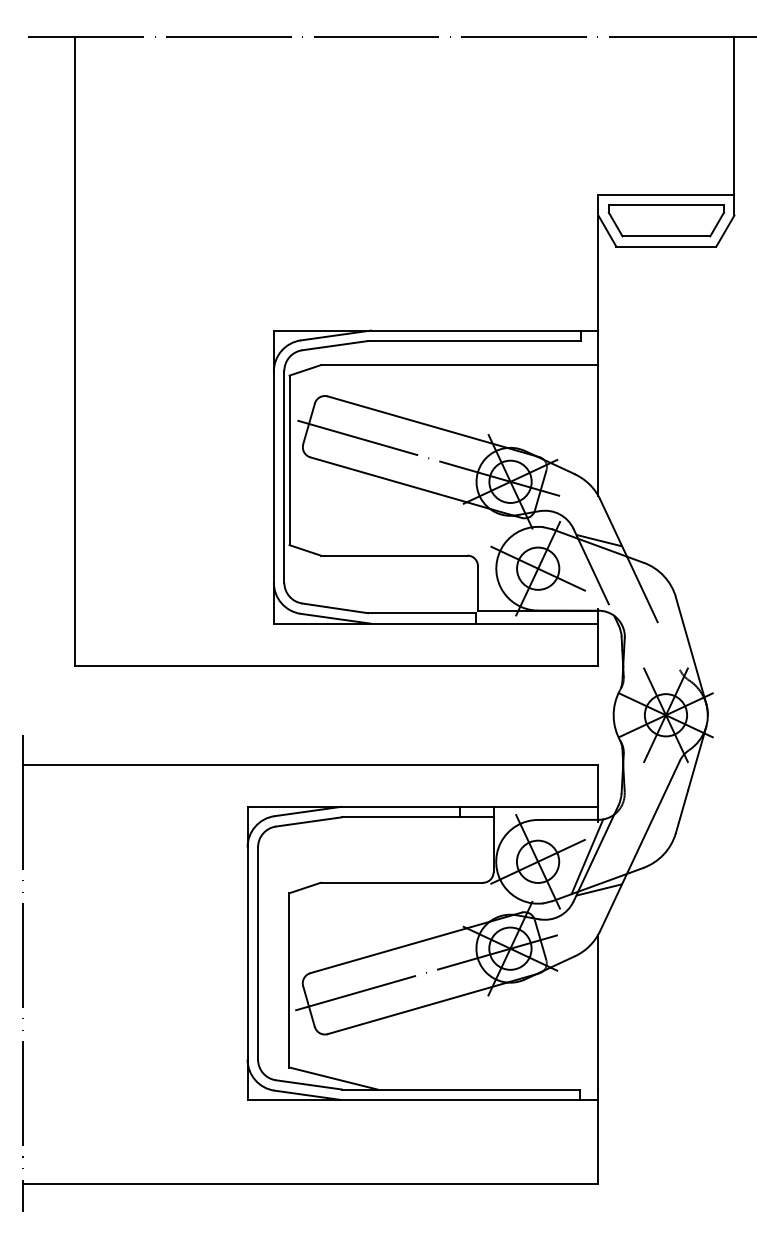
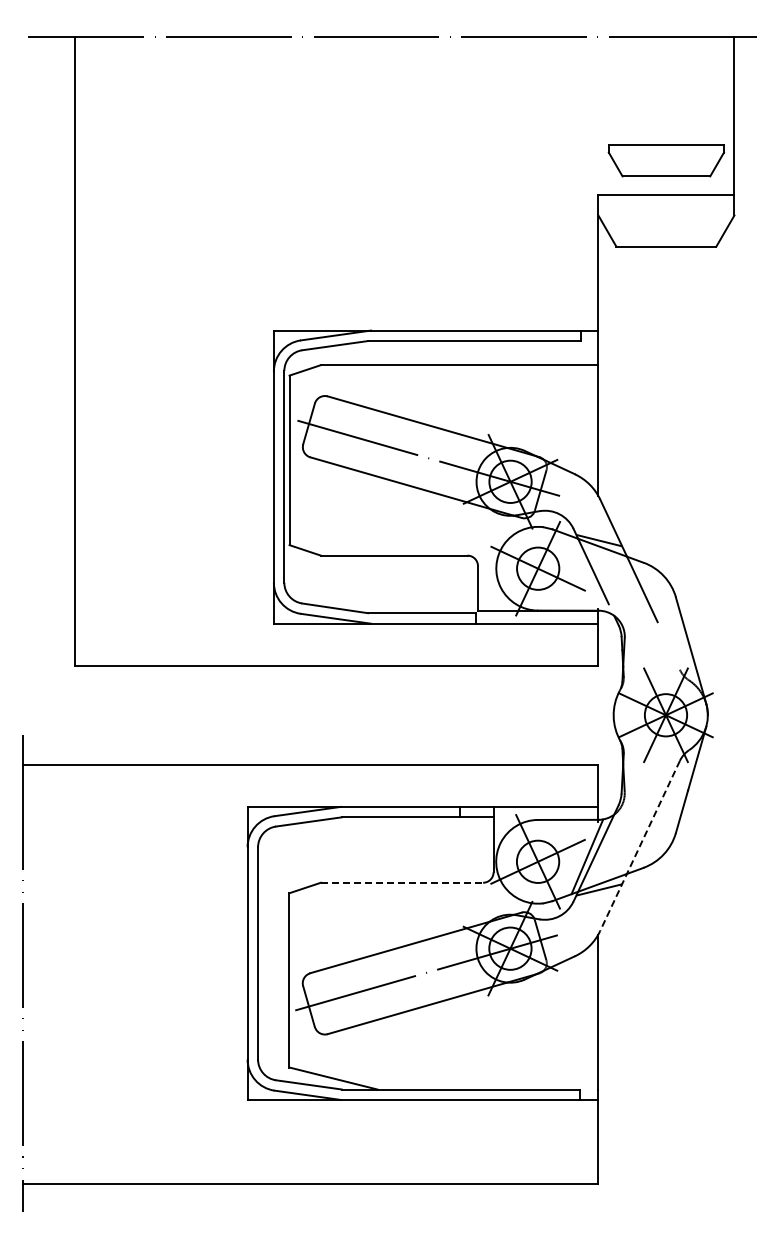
part position: (665, 220) -> (665, 160) (665, 160)
line: solid -> dashed (640, 846)
line: solid -> dashed (402, 882)
